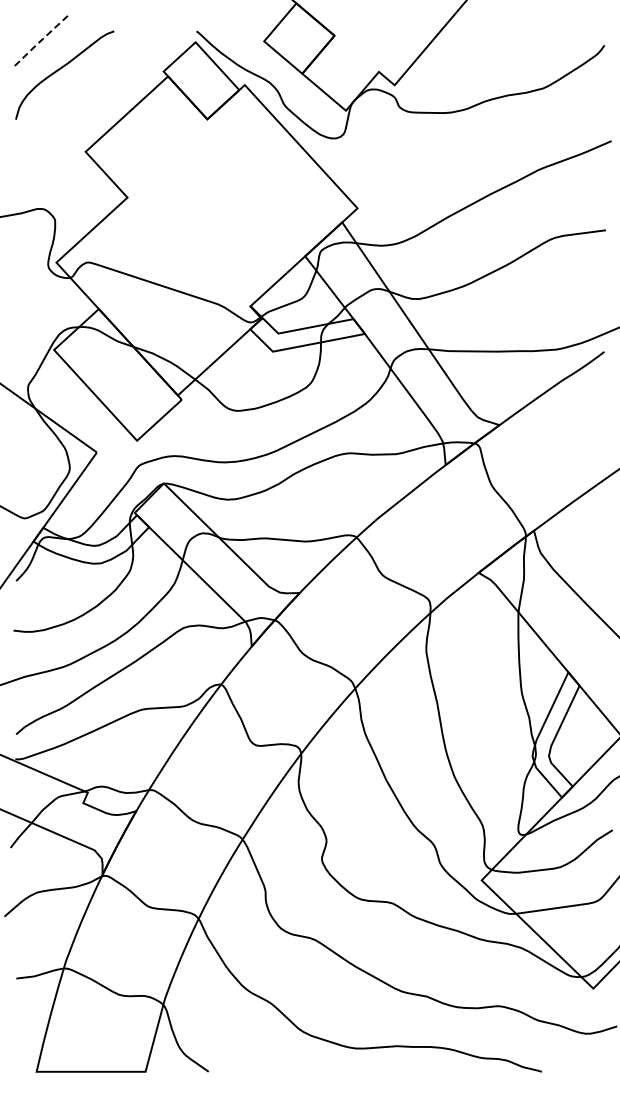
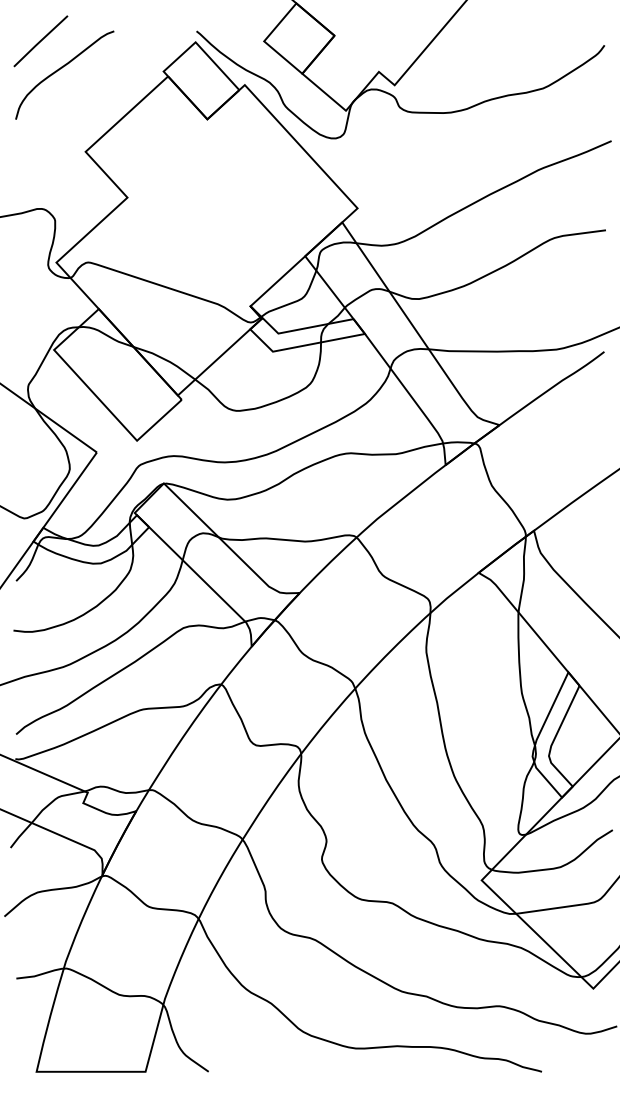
line: dashed -> solid (40, 41)
